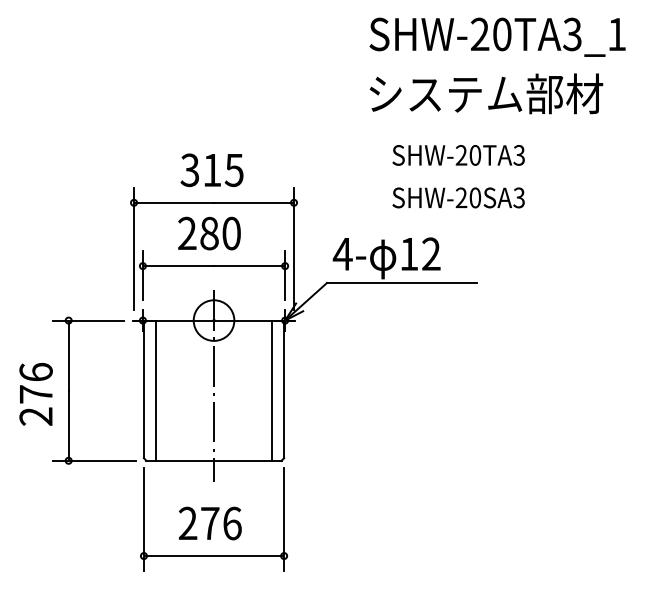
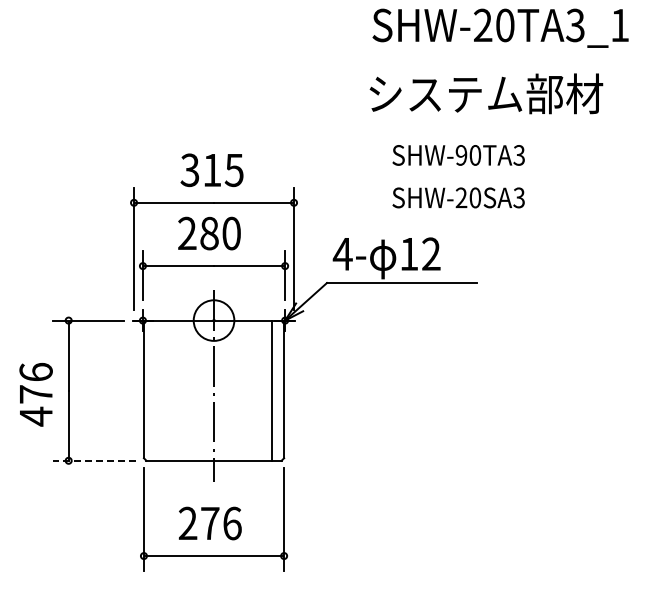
text position: (497, 36) -> (500, 27) (500, 27)
text: SHW-20TA3 -> SHW-90TA3 (461, 155)
line: present -> none (155, 390)
text: 276 -> 476 (35, 416)
line: solid -> dashed (94, 460)
